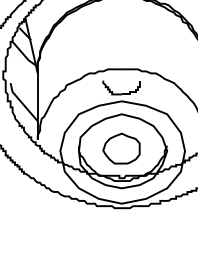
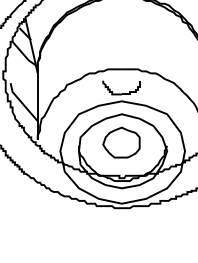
part position: (121, 148) -> (121, 142) (121, 142)
